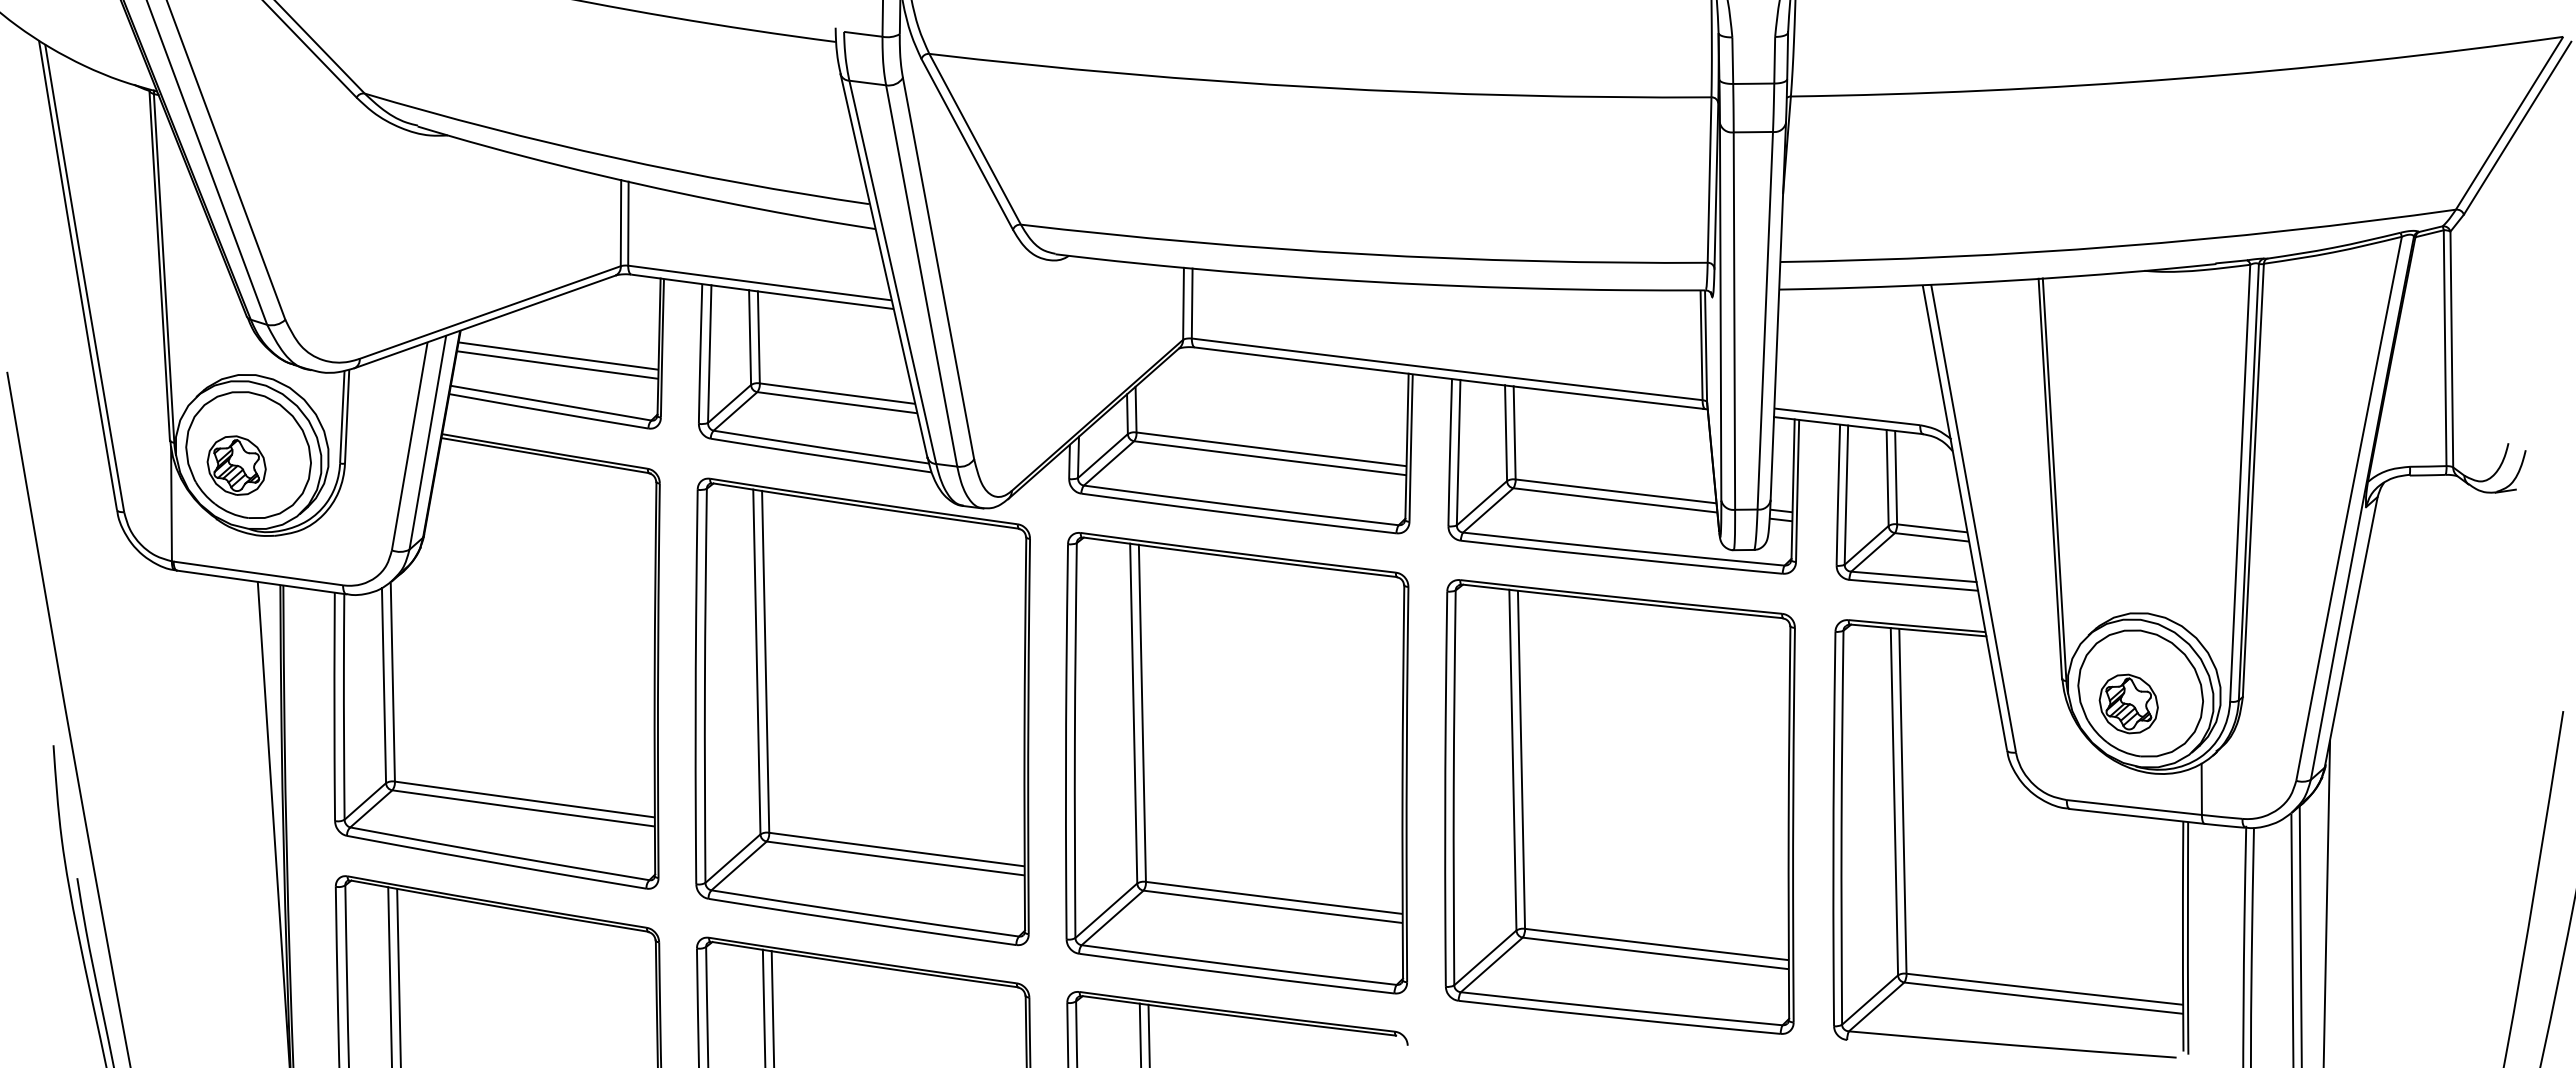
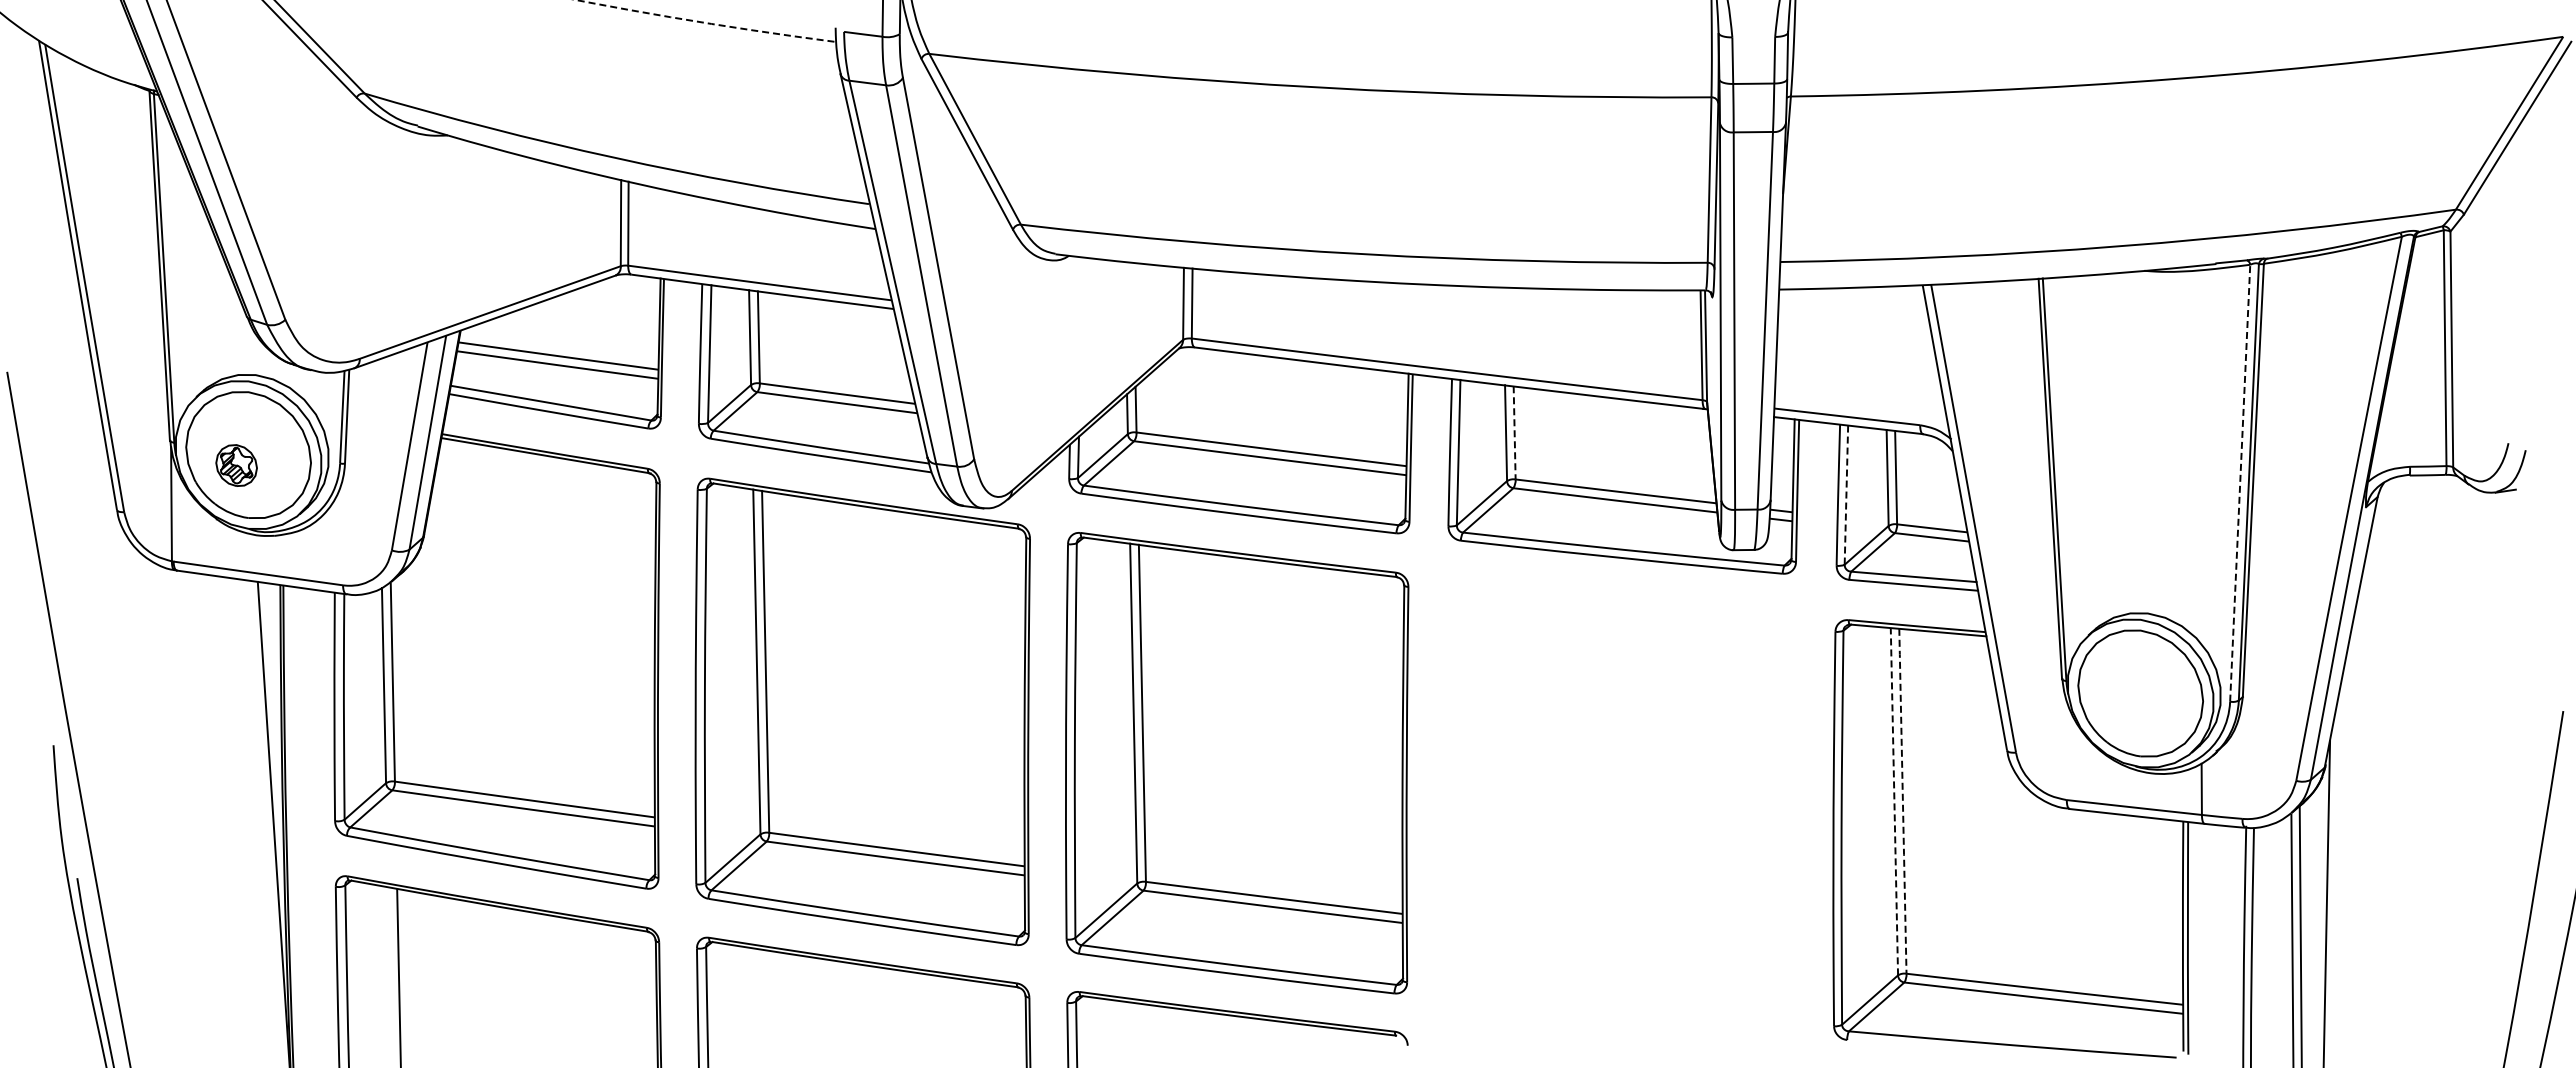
arc: solid -> dashed (705, 22)
line: solid -> dashed (1514, 432)
part size: 61x61 px -> 43x43 px (236, 465)
line: solid -> dashed (2240, 483)
line: solid -> dashed (1846, 495)
part: present -> none (2128, 703)
line: solid -> dashed (1894, 801)
line: solid -> dashed (1902, 801)
part: present -> none (1619, 806)
line: present -> none (389, 975)
line: present -> none (763, 1006)
line: present -> none (772, 1007)
line: present -> none (1140, 1033)
line: present -> none (1148, 1034)
